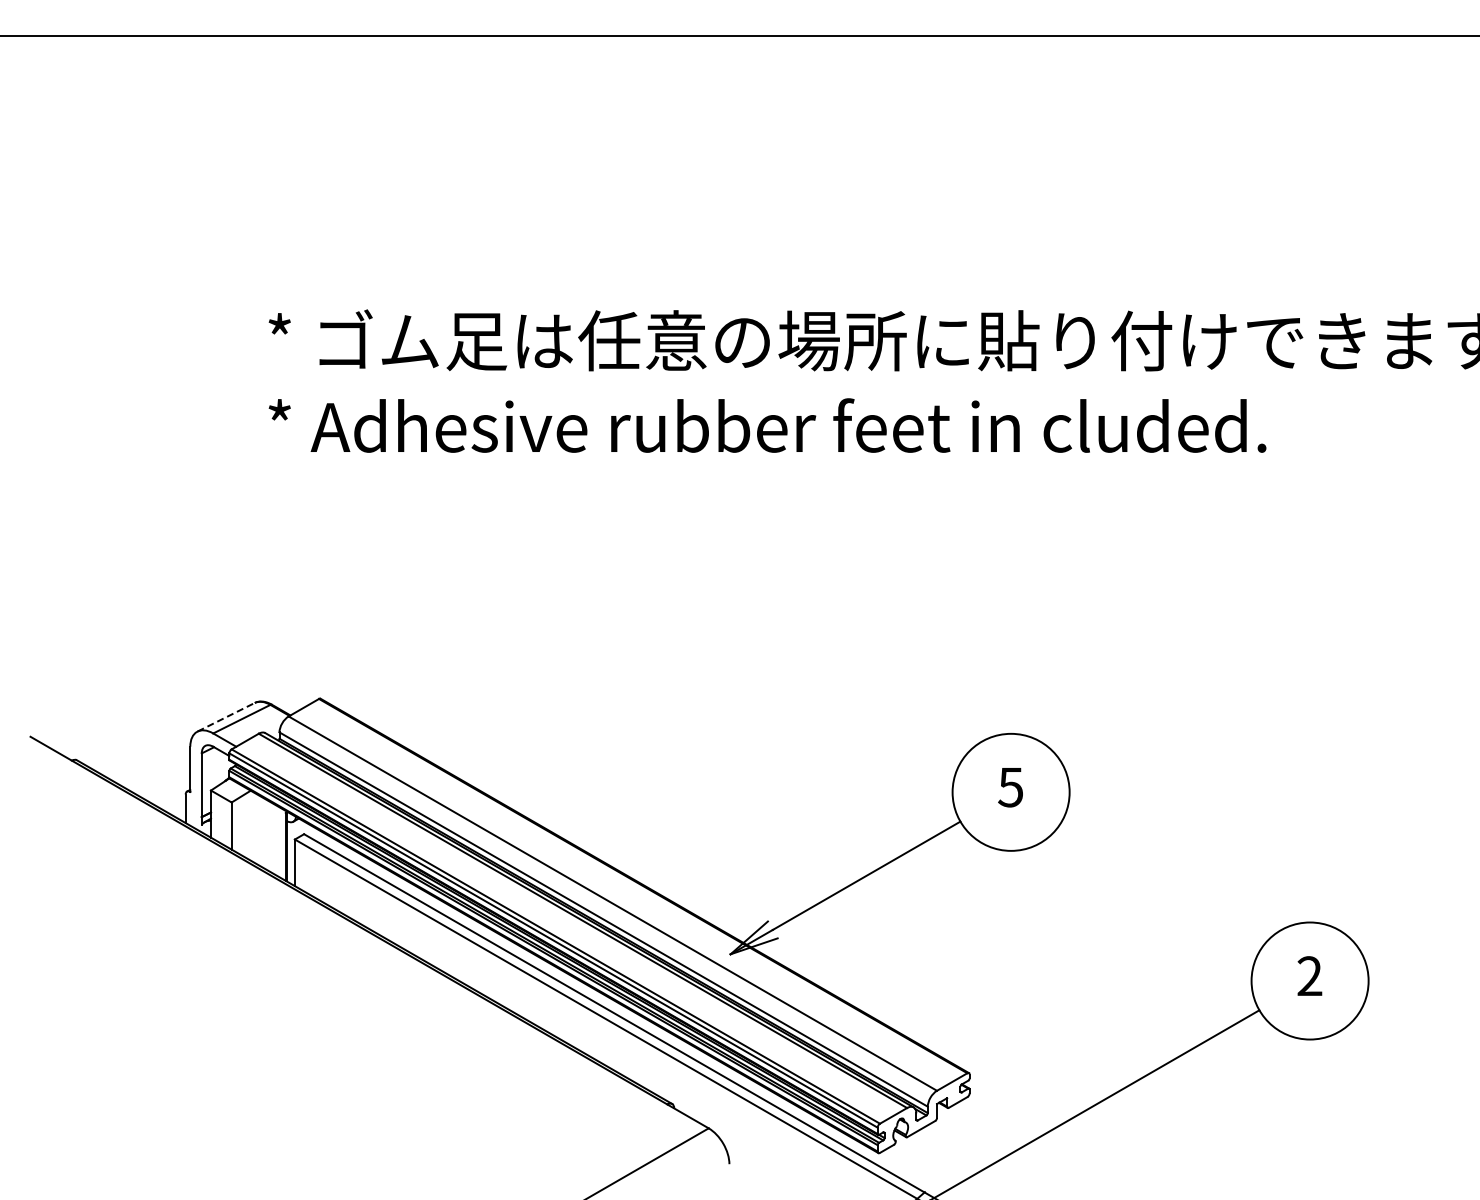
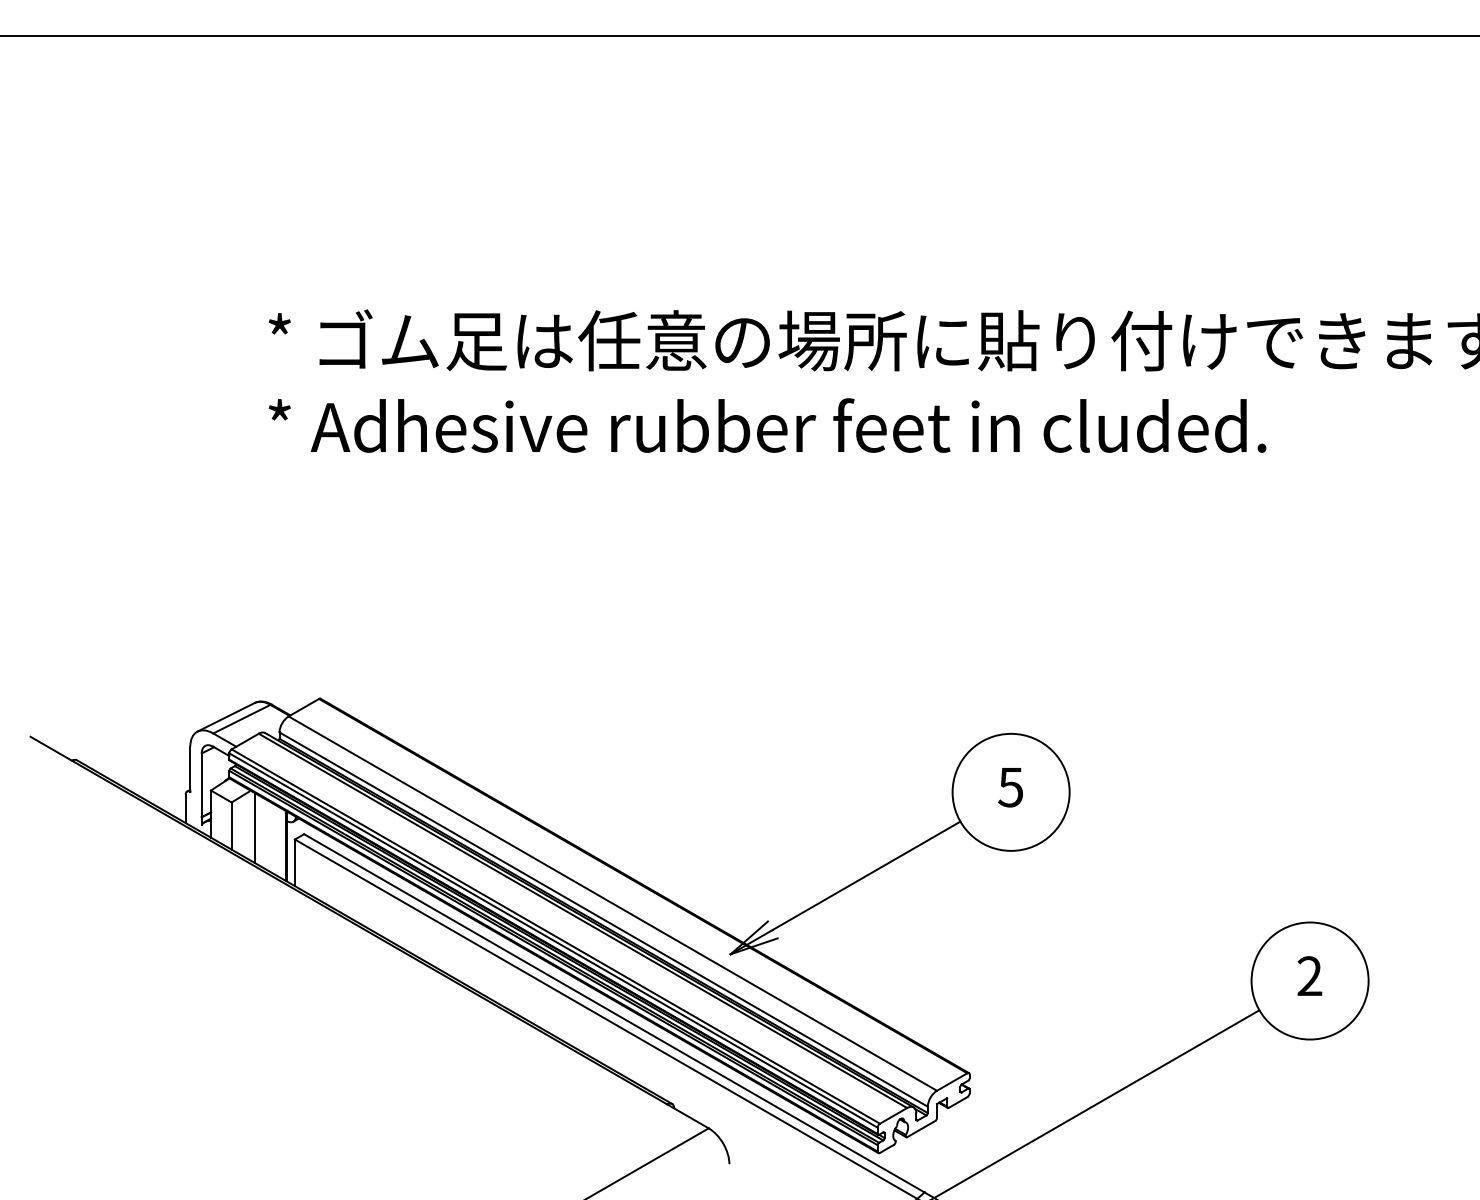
line: dashed -> solid (226, 717)
line: none -> present (254, 827)
